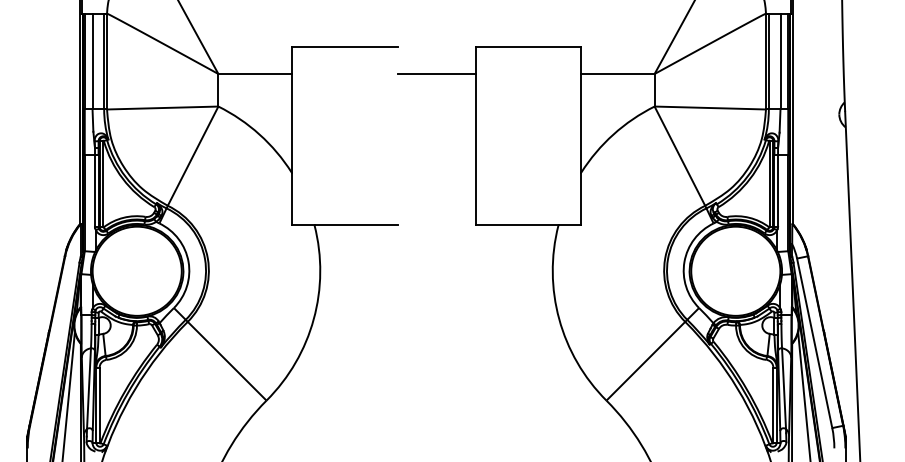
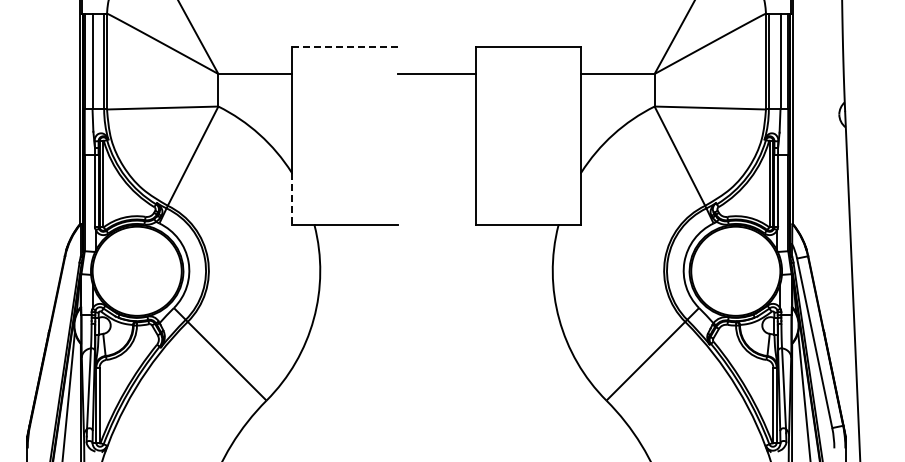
line: solid -> dashed (344, 47)
line: solid -> dashed (291, 199)
